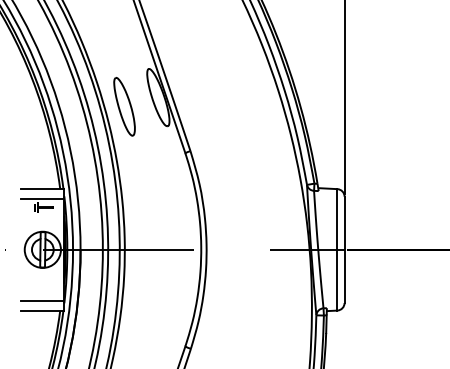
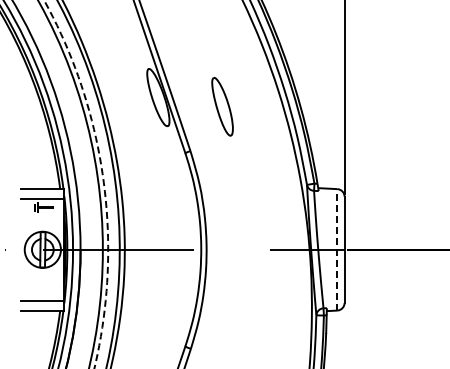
part position: (124, 106) -> (222, 106) (222, 106)
arc: solid -> dashed (103, 181)
line: solid -> dashed (337, 249)
